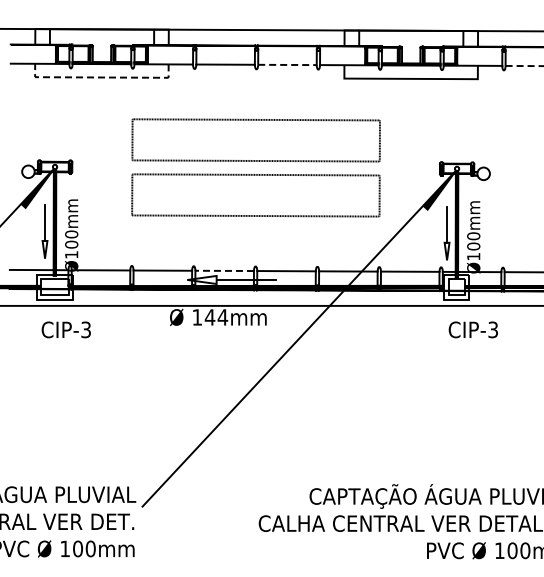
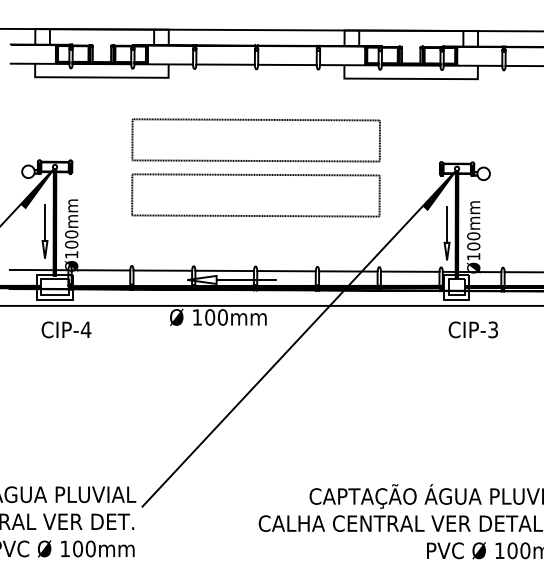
line: dashed -> solid (287, 64)
line: dashed -> solid (524, 66)
line: dashed -> solid (101, 77)
line: dashed -> solid (224, 270)
text: 144mm -> 100mm (216, 317)
text: CIP-3 -> CIP-4 (85, 329)
